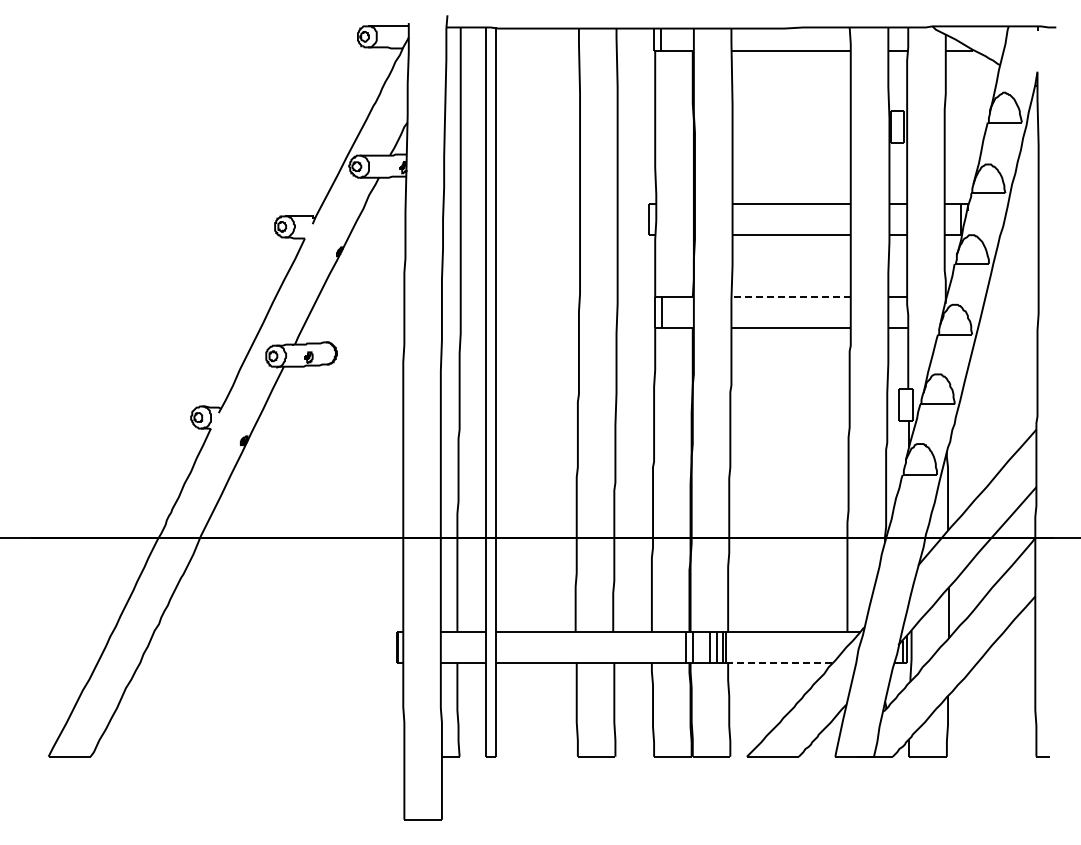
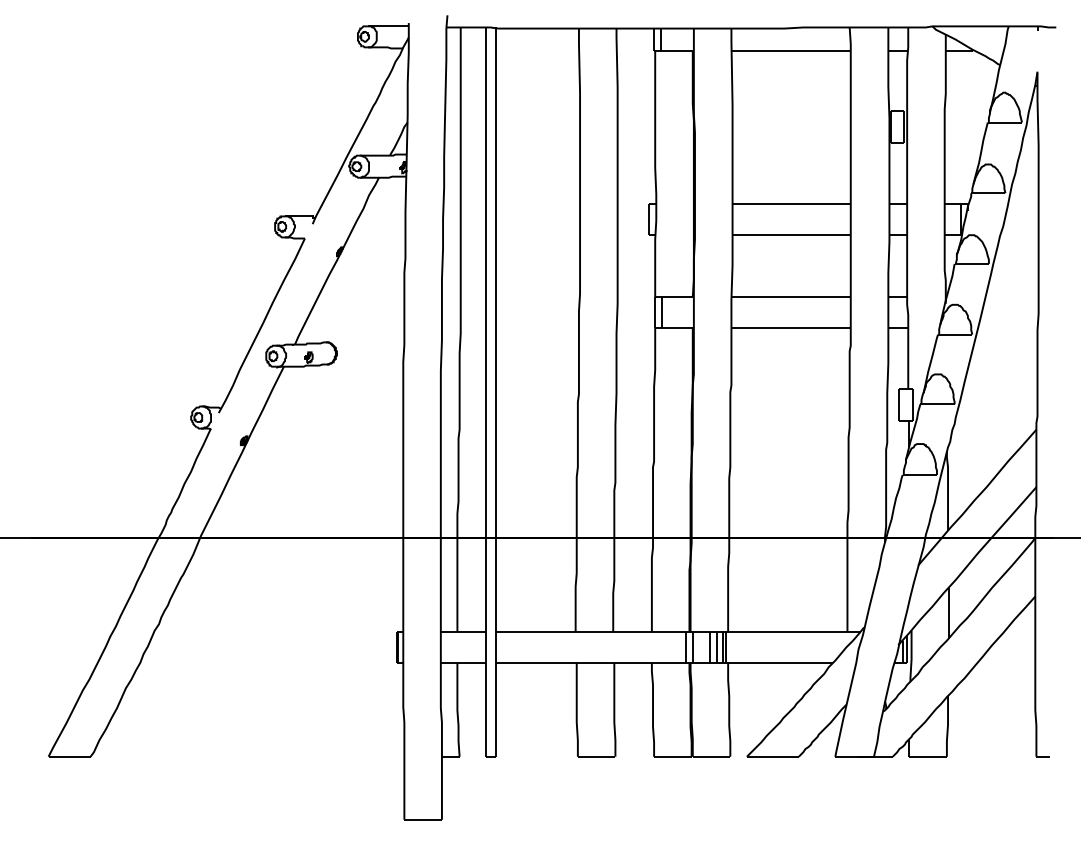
line: dashed -> solid (791, 297)
line: dashed -> solid (779, 662)
